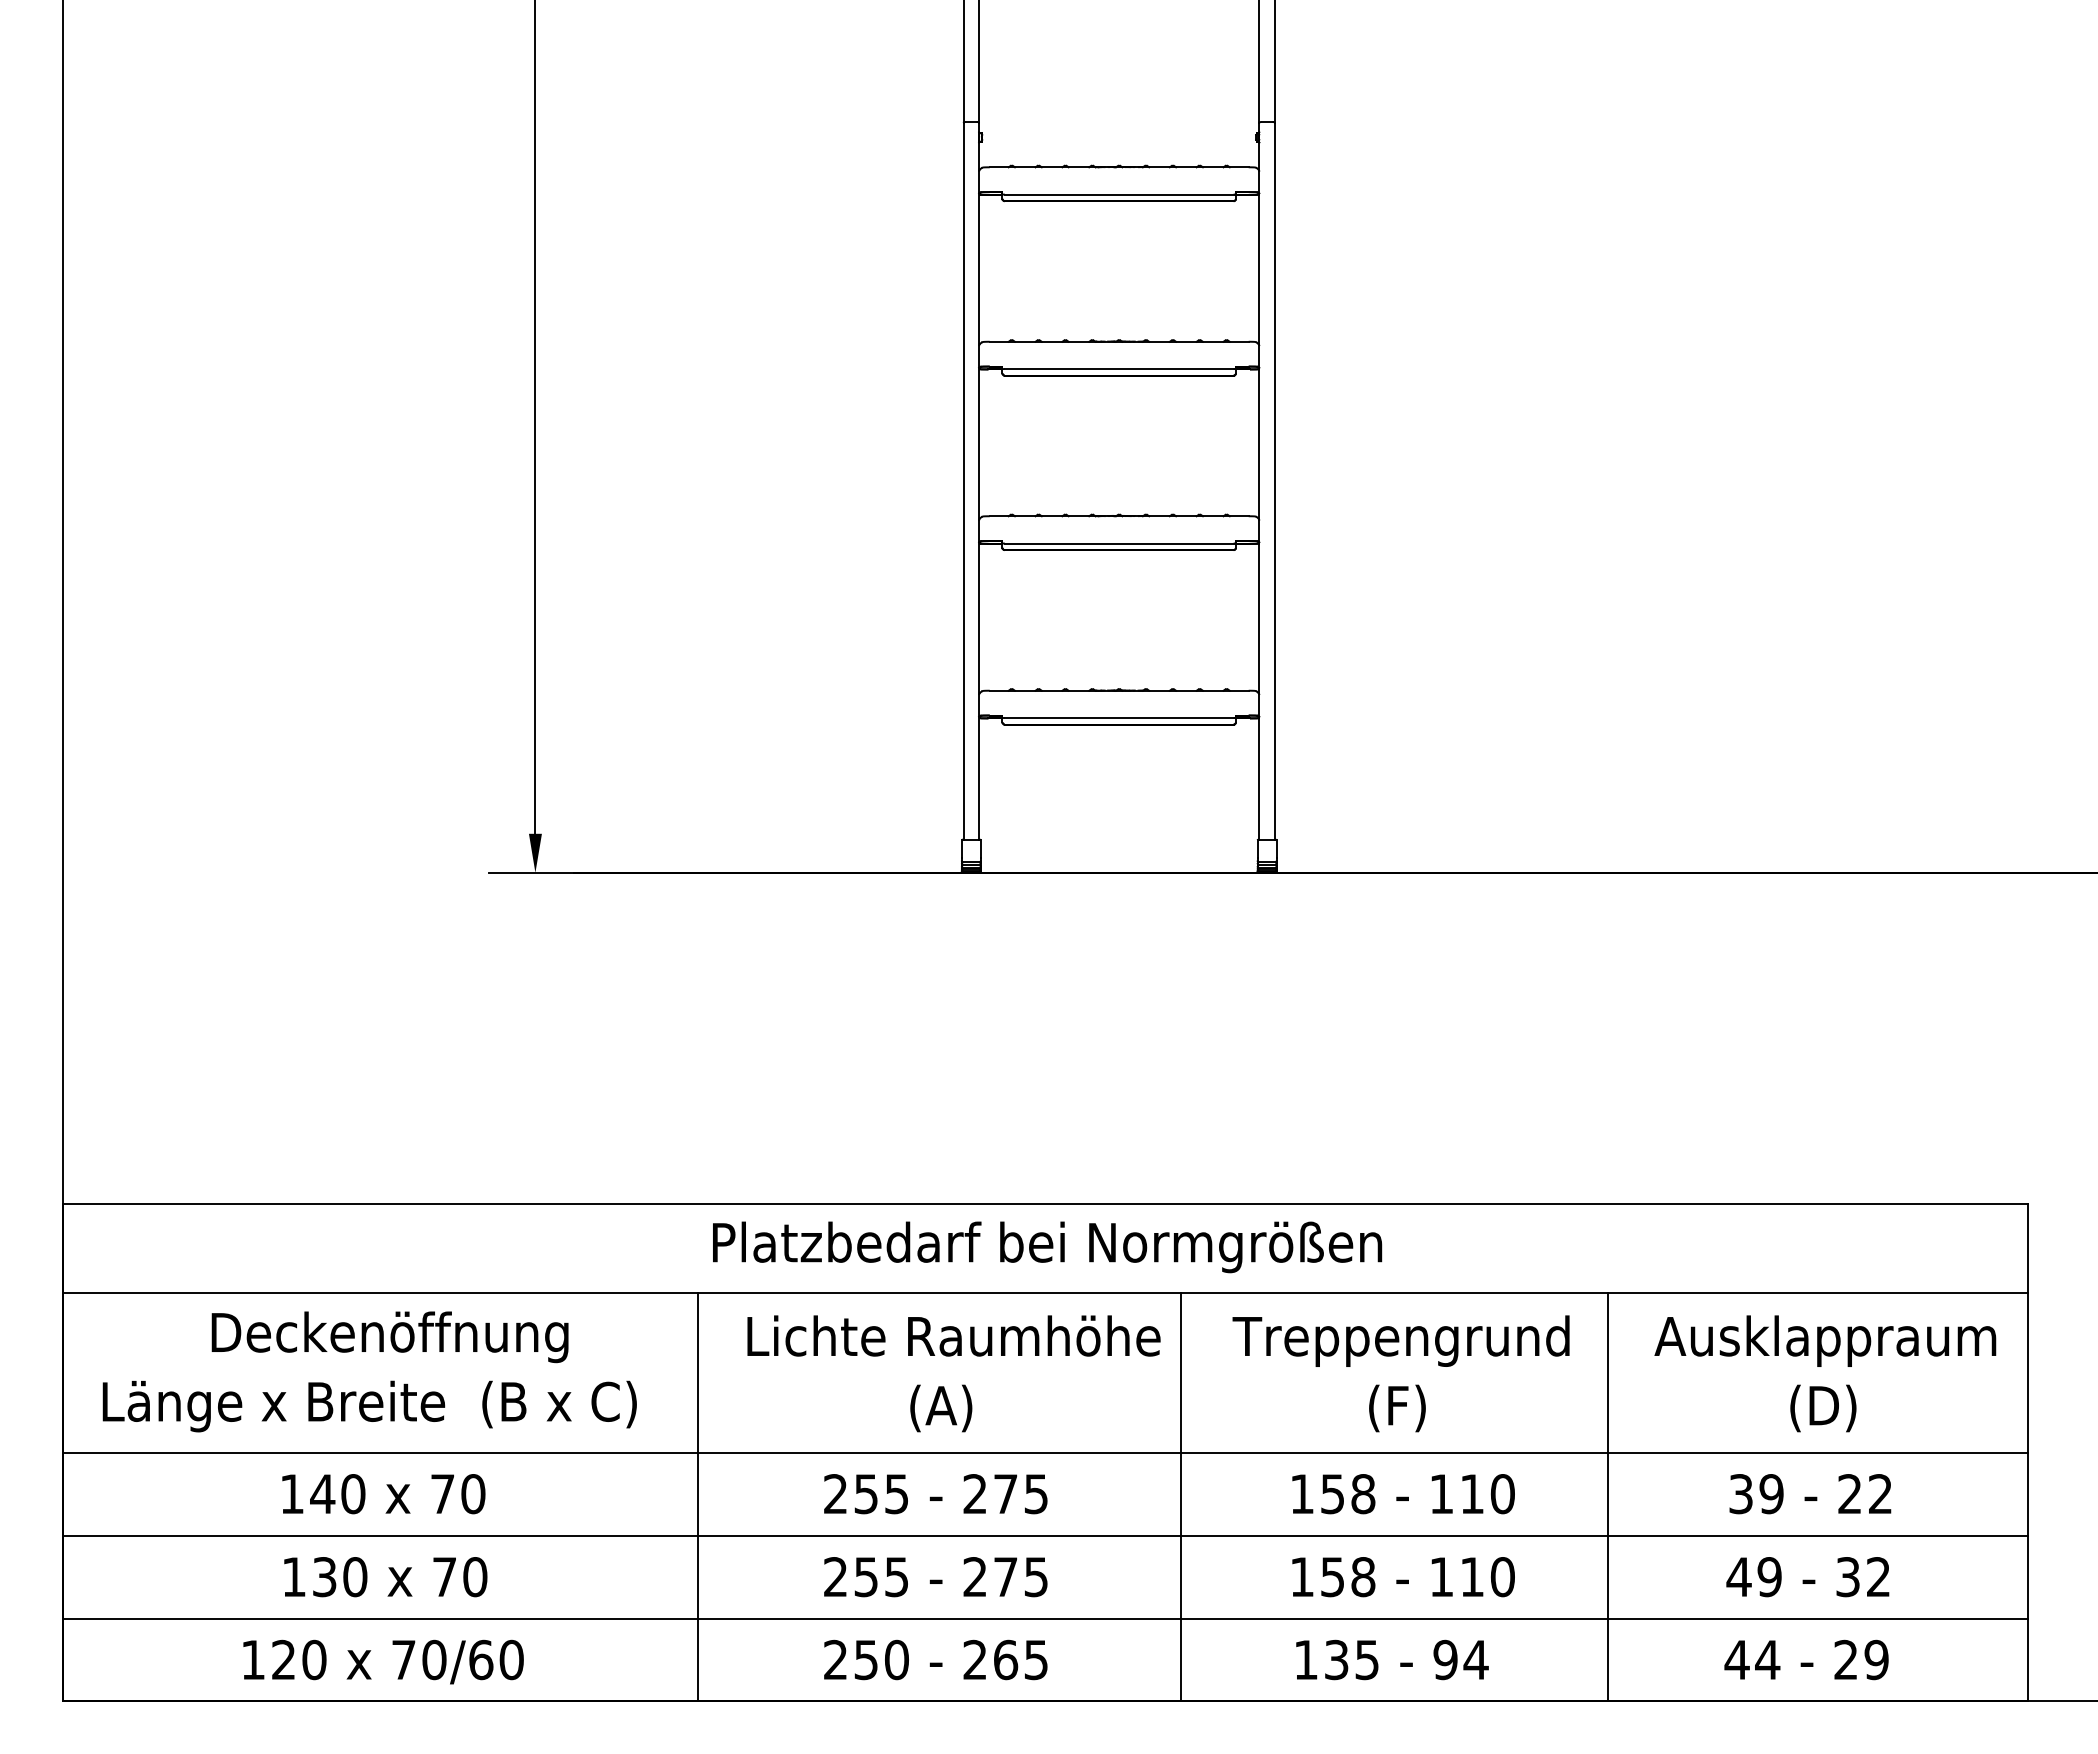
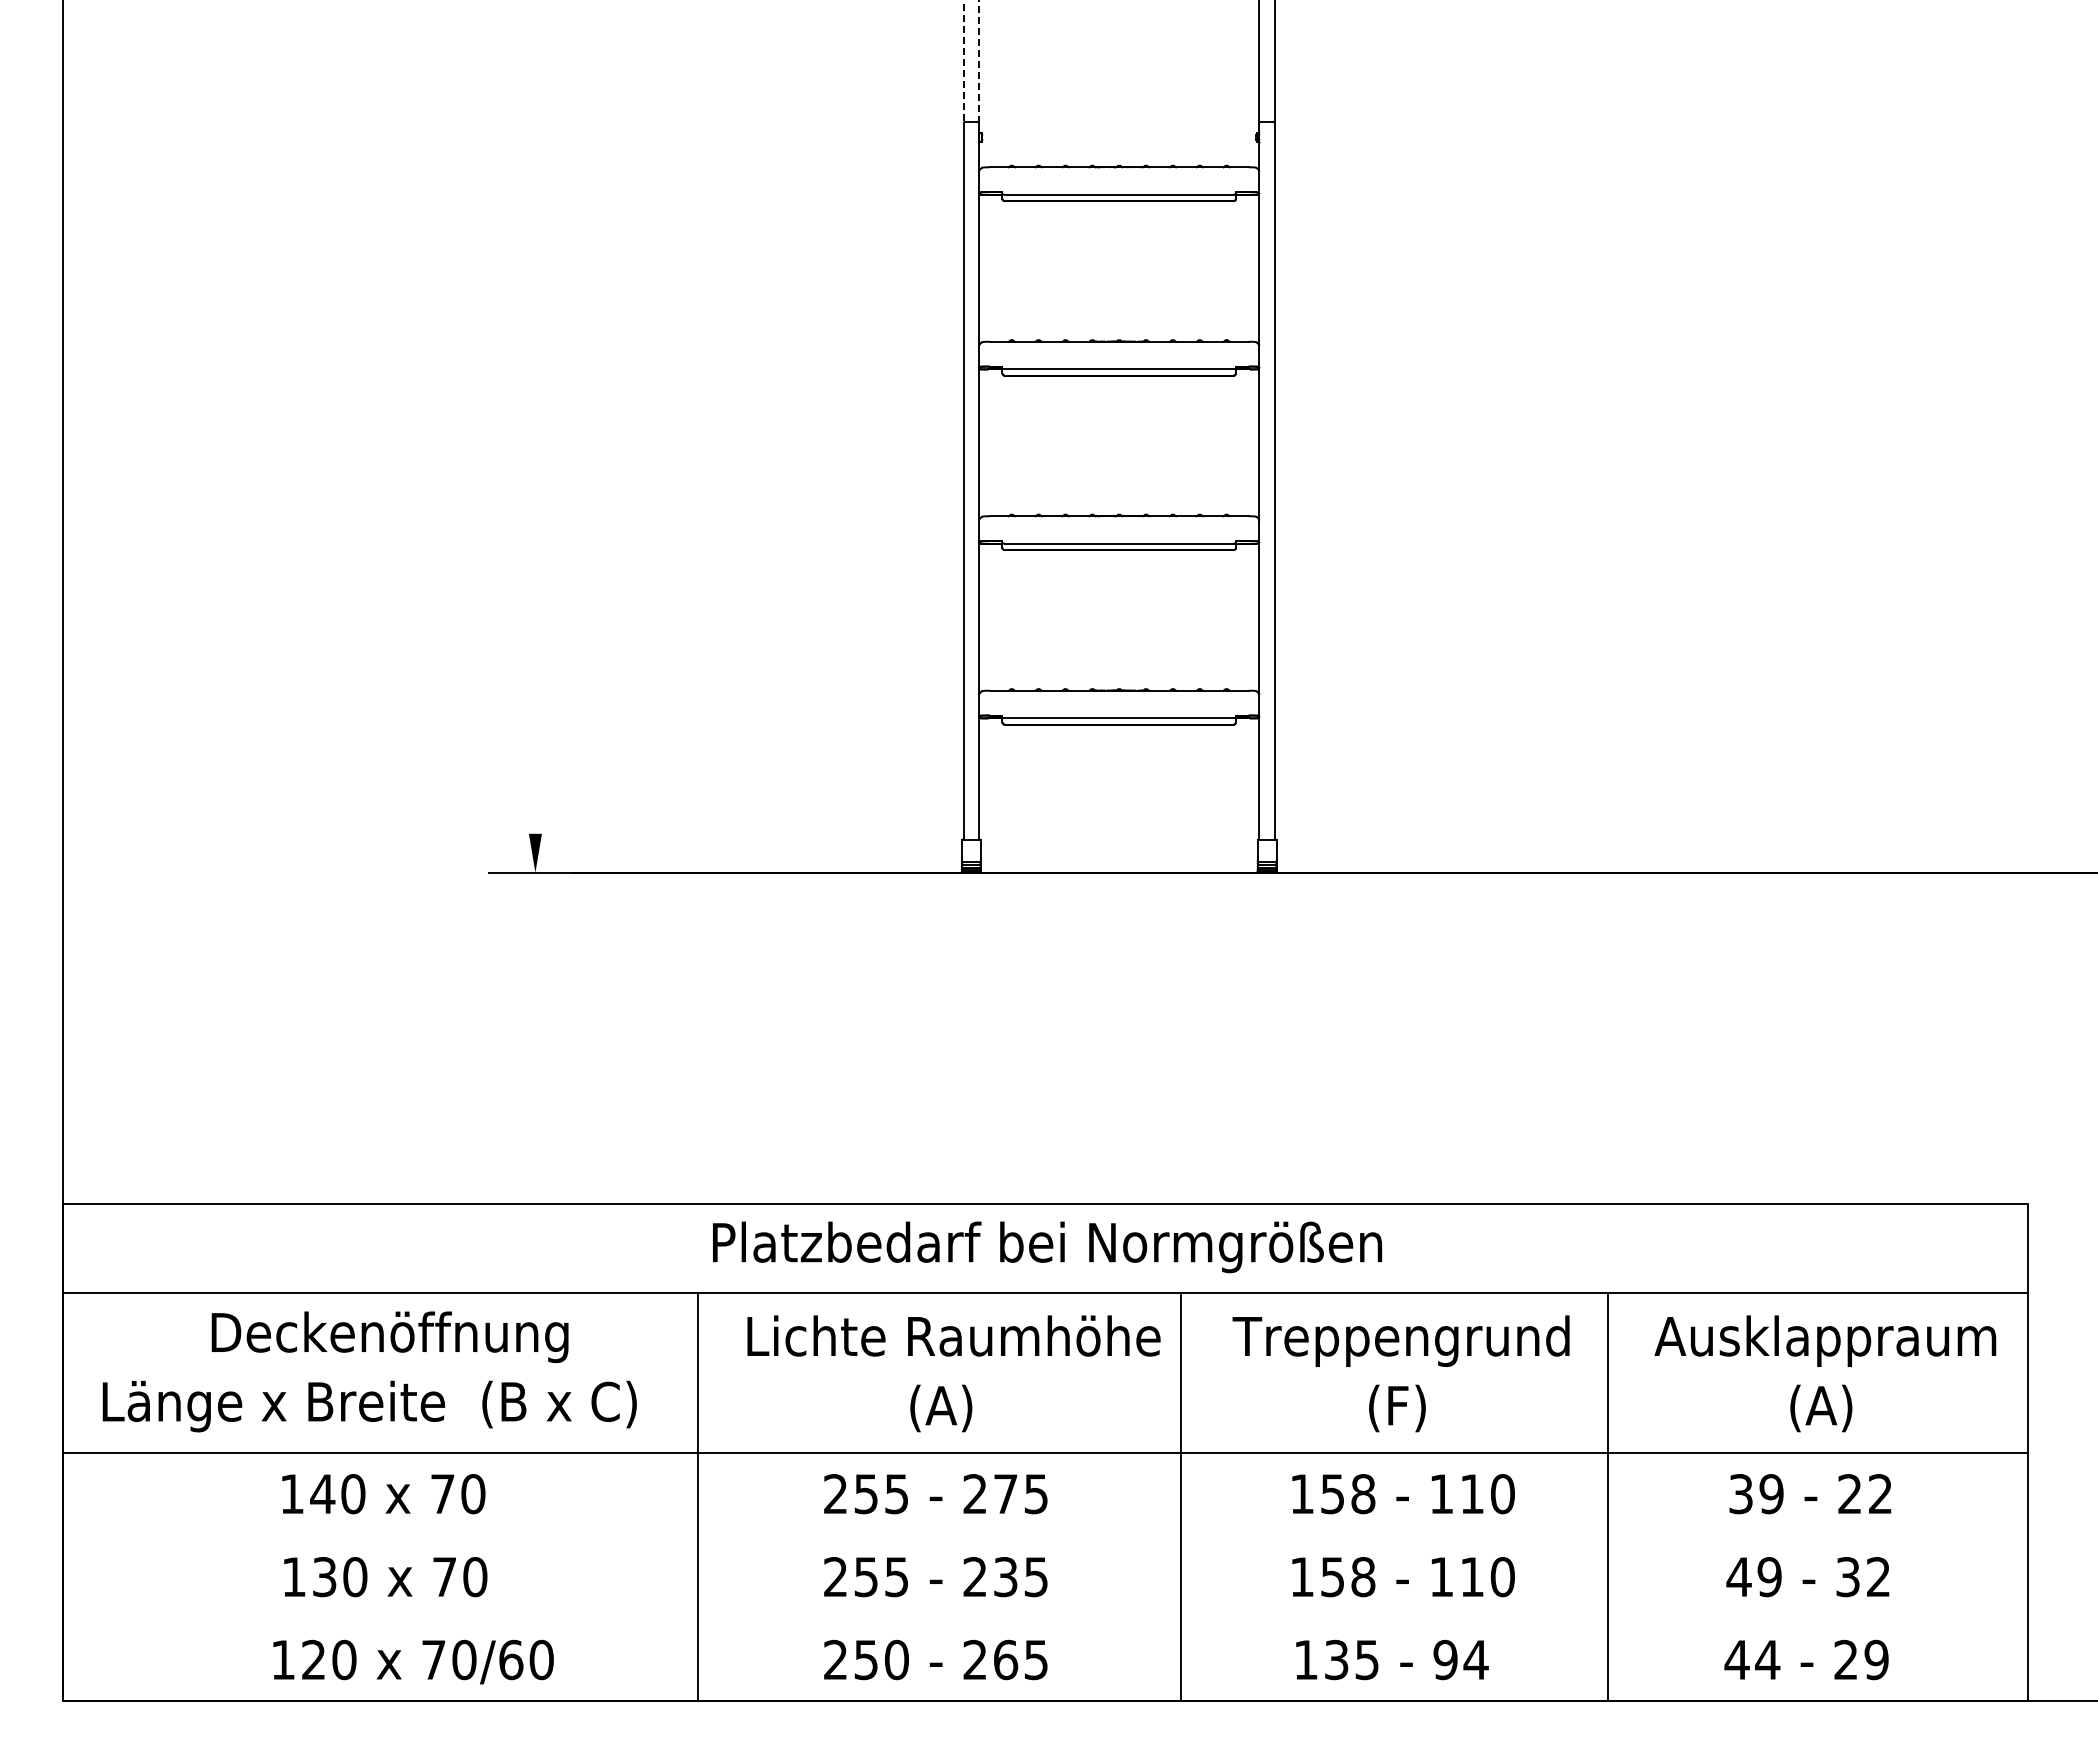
line: solid -> dashed (963, 61)
line: solid -> dashed (979, 61)
line: present -> none (535, 417)
text: (D) -> (A) (1830, 1408)
line: present -> none (1044, 1535)
text: 275 -> 235 (1005, 1577)
line: present -> none (1044, 1618)
text position: (383, 1661) -> (413, 1661) (413, 1661)
